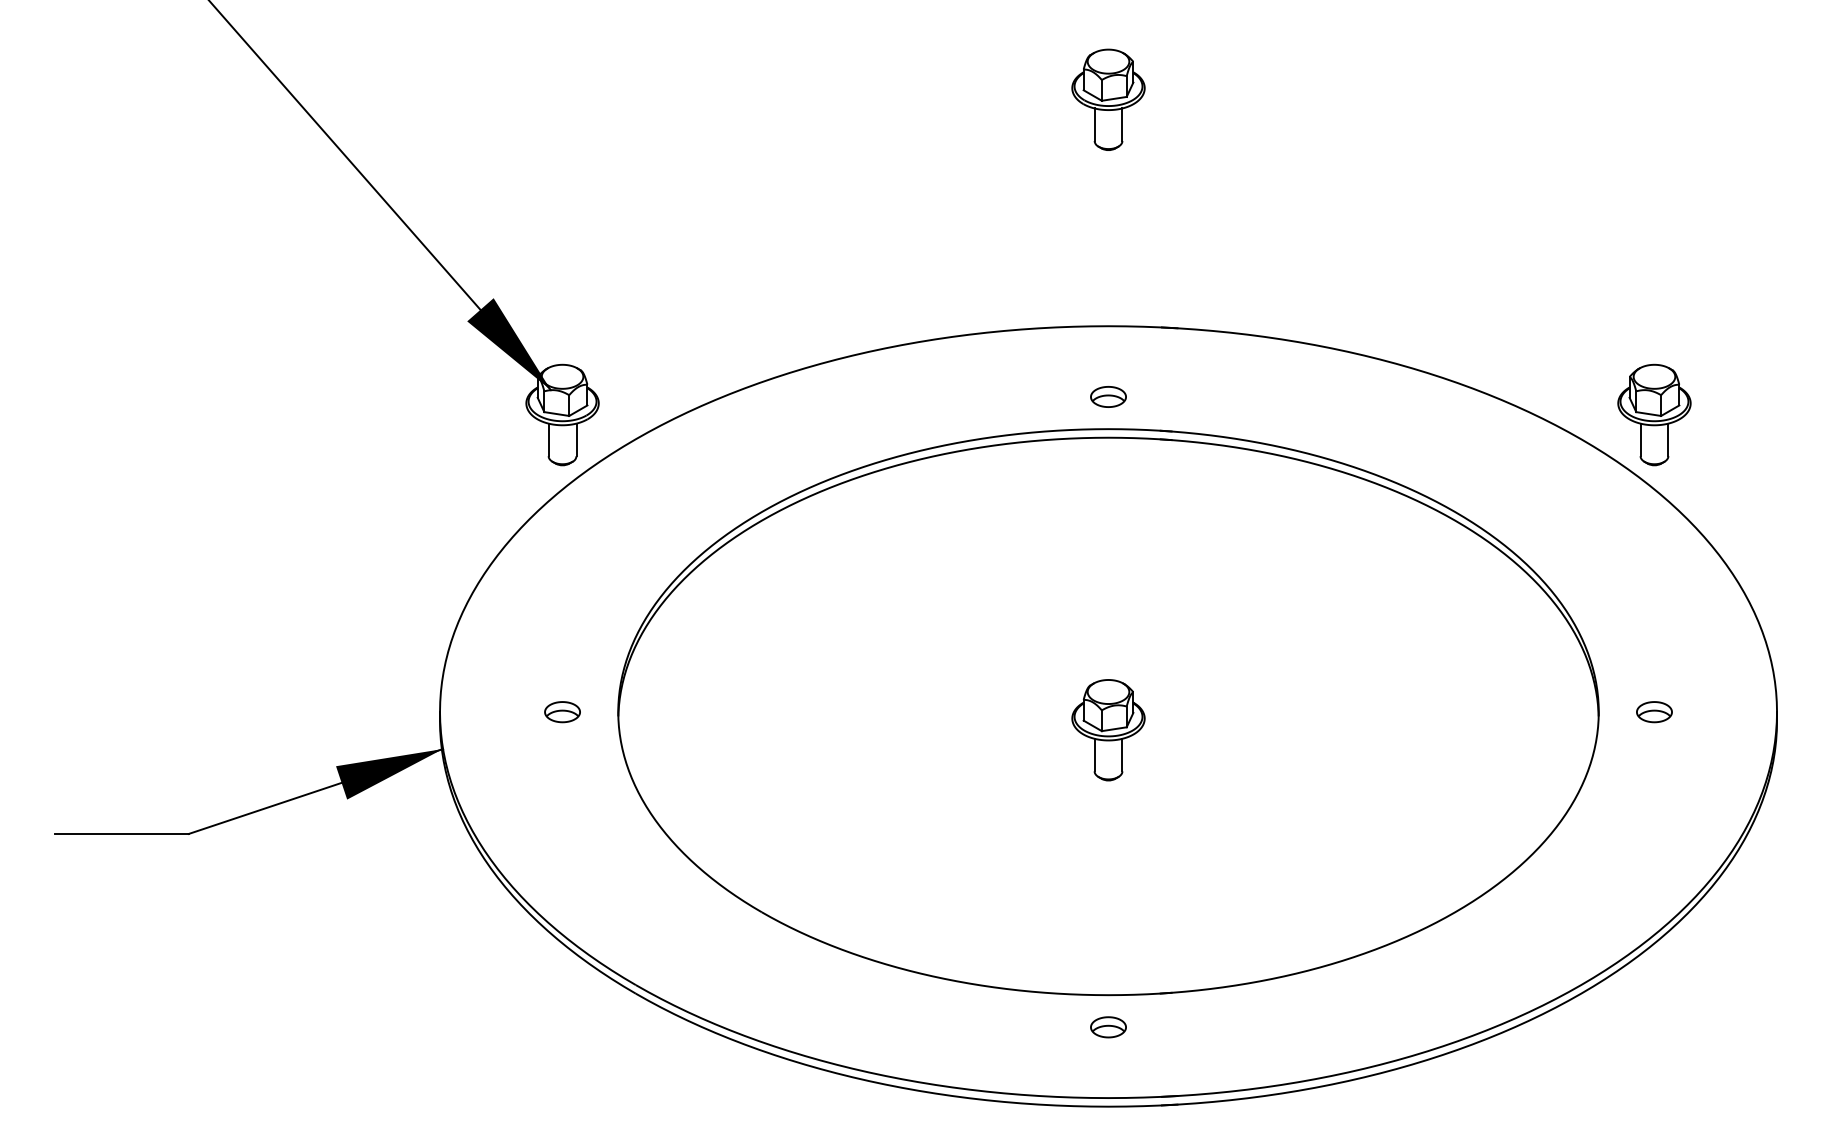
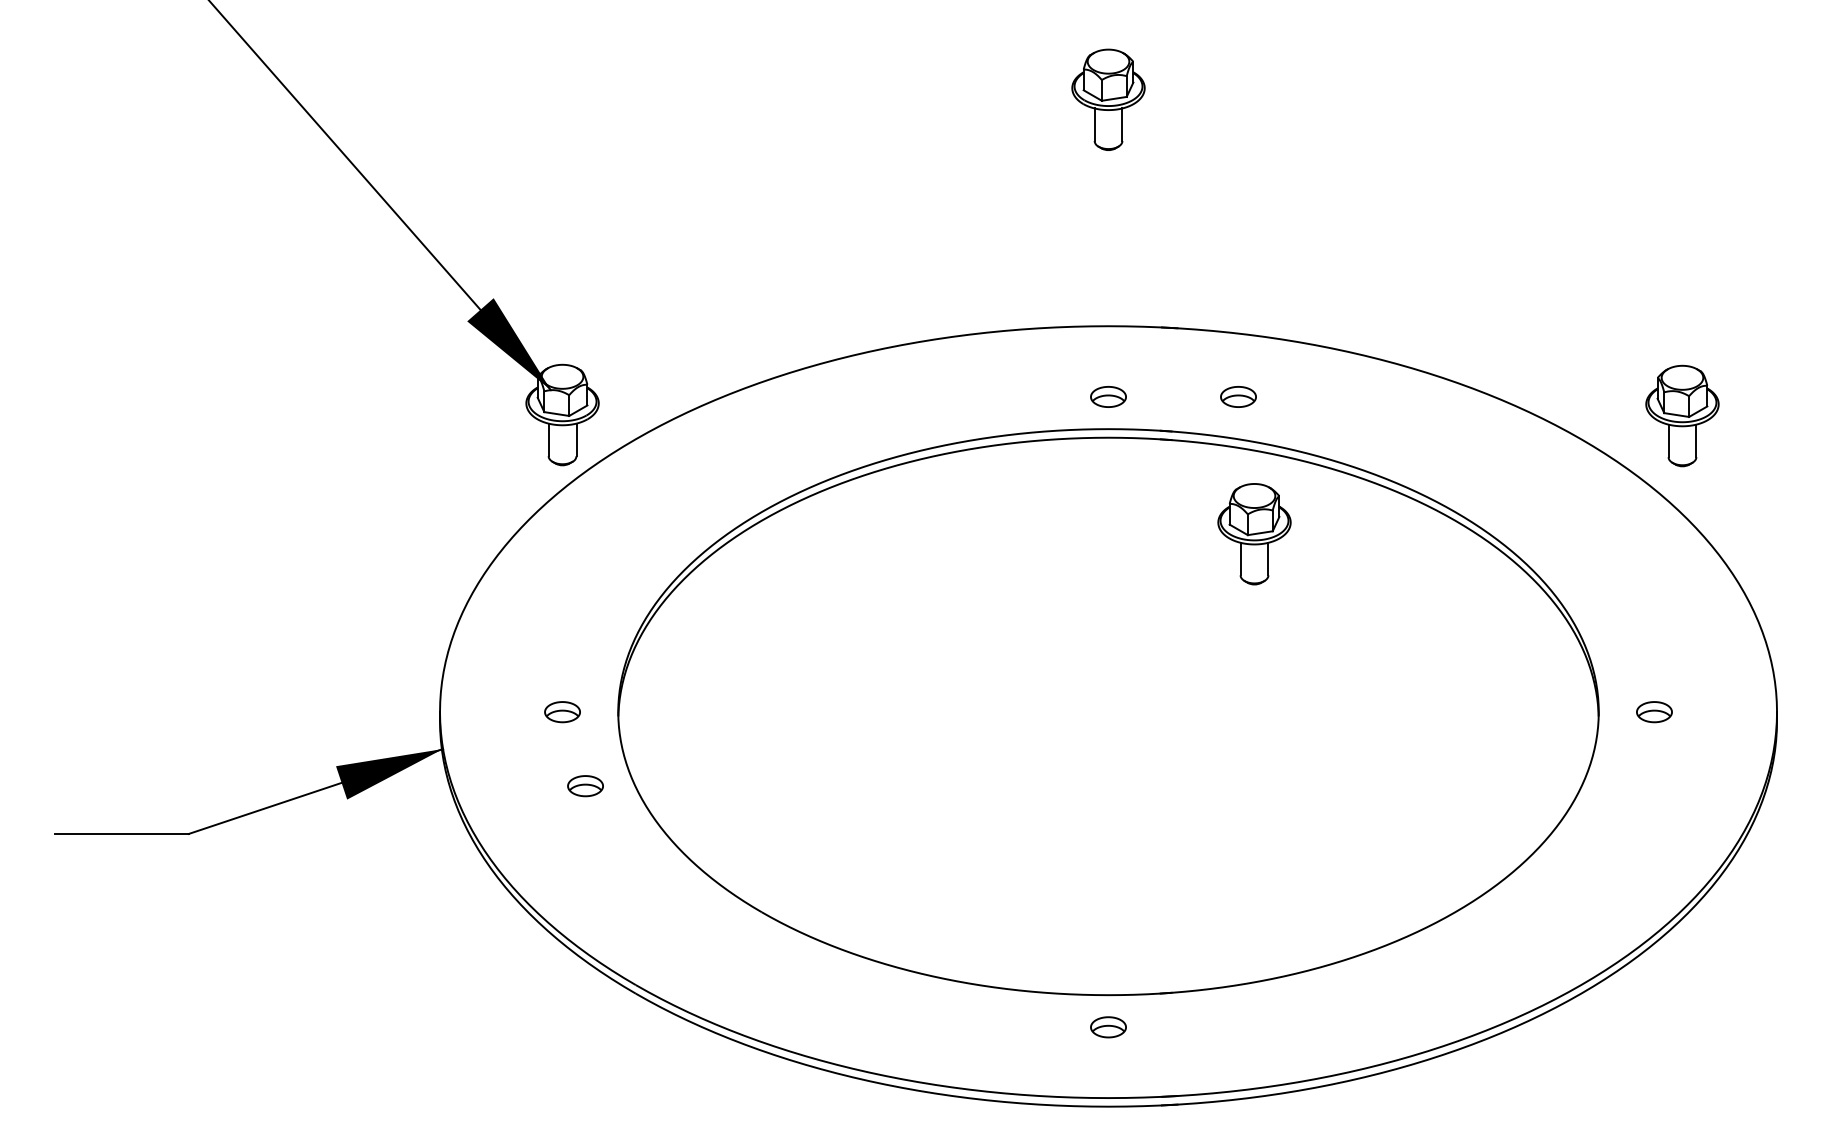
part: none -> present (1238, 396)
part position: (1654, 414) -> (1682, 415) (1682, 415)
part position: (1108, 730) -> (1254, 534) (1254, 534)
part: none -> present (585, 786)
